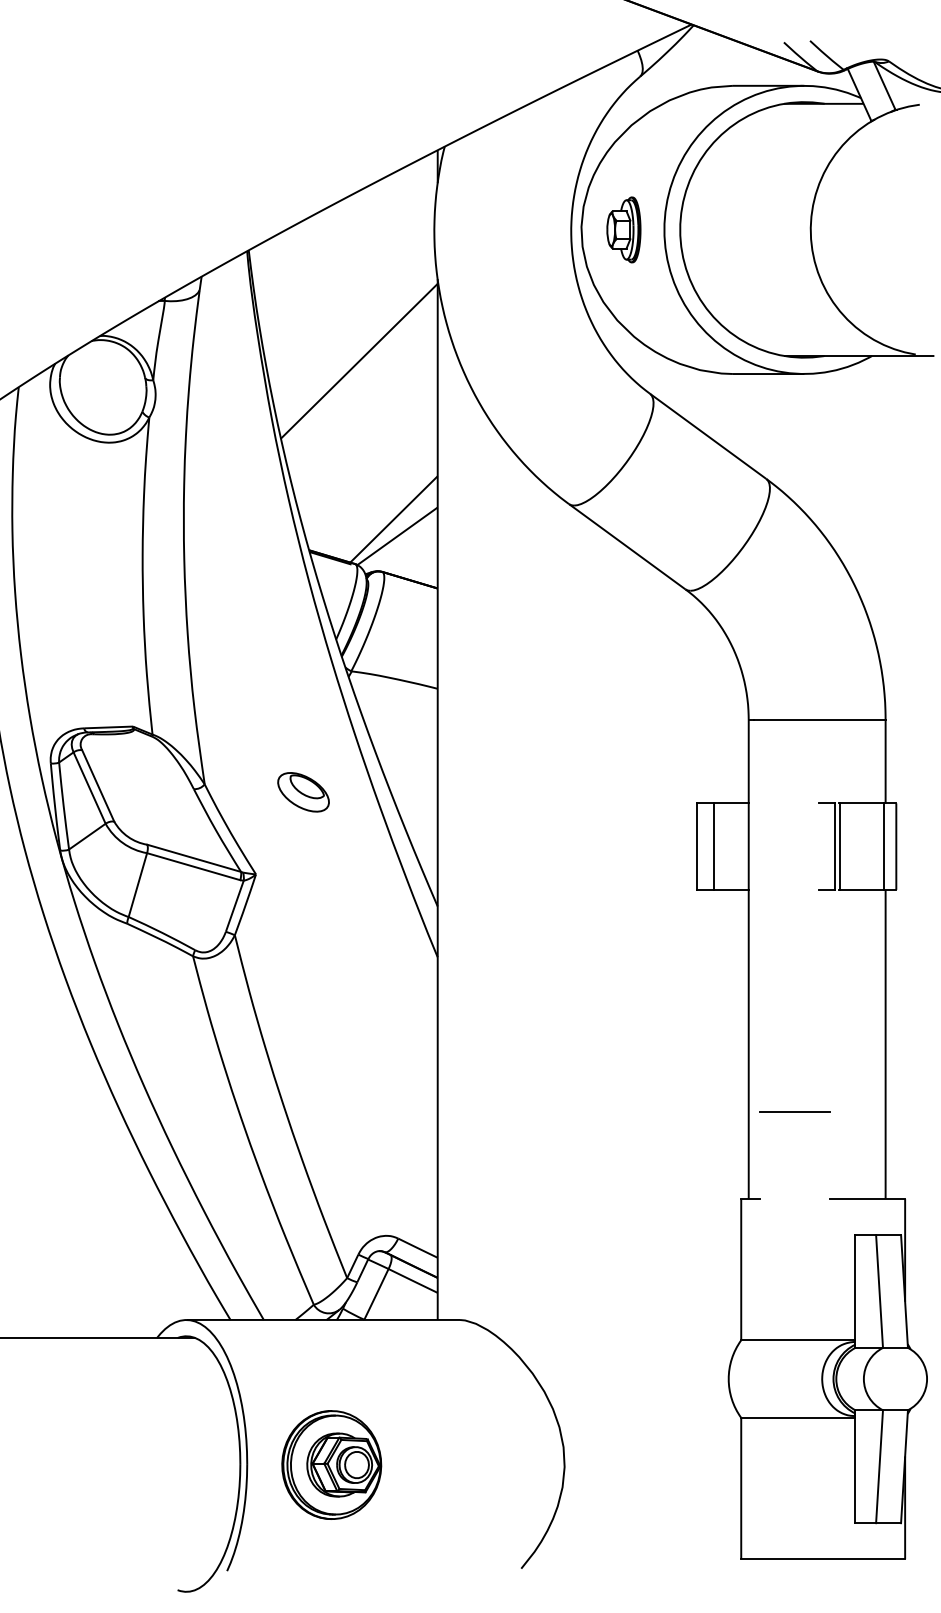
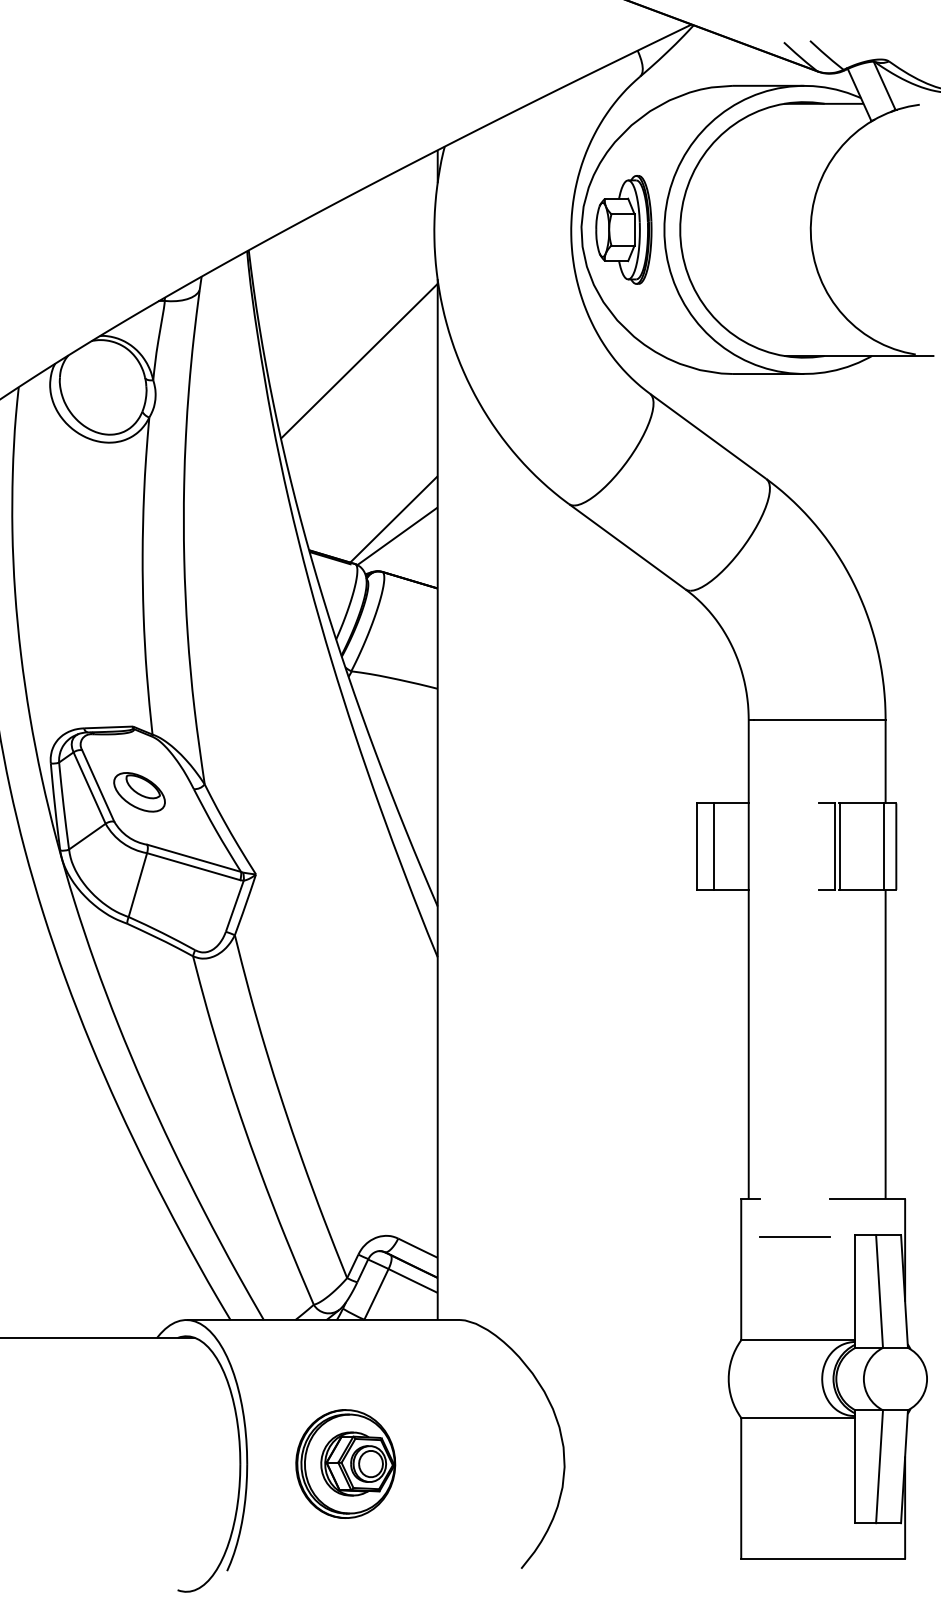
part size: 36x68 px -> 58x110 px (623, 229)
part position: (303, 792) -> (139, 792) (139, 792)
line position: (794, 1111) -> (794, 1236) (794, 1236)
part position: (331, 1464) -> (345, 1463) (345, 1463)
